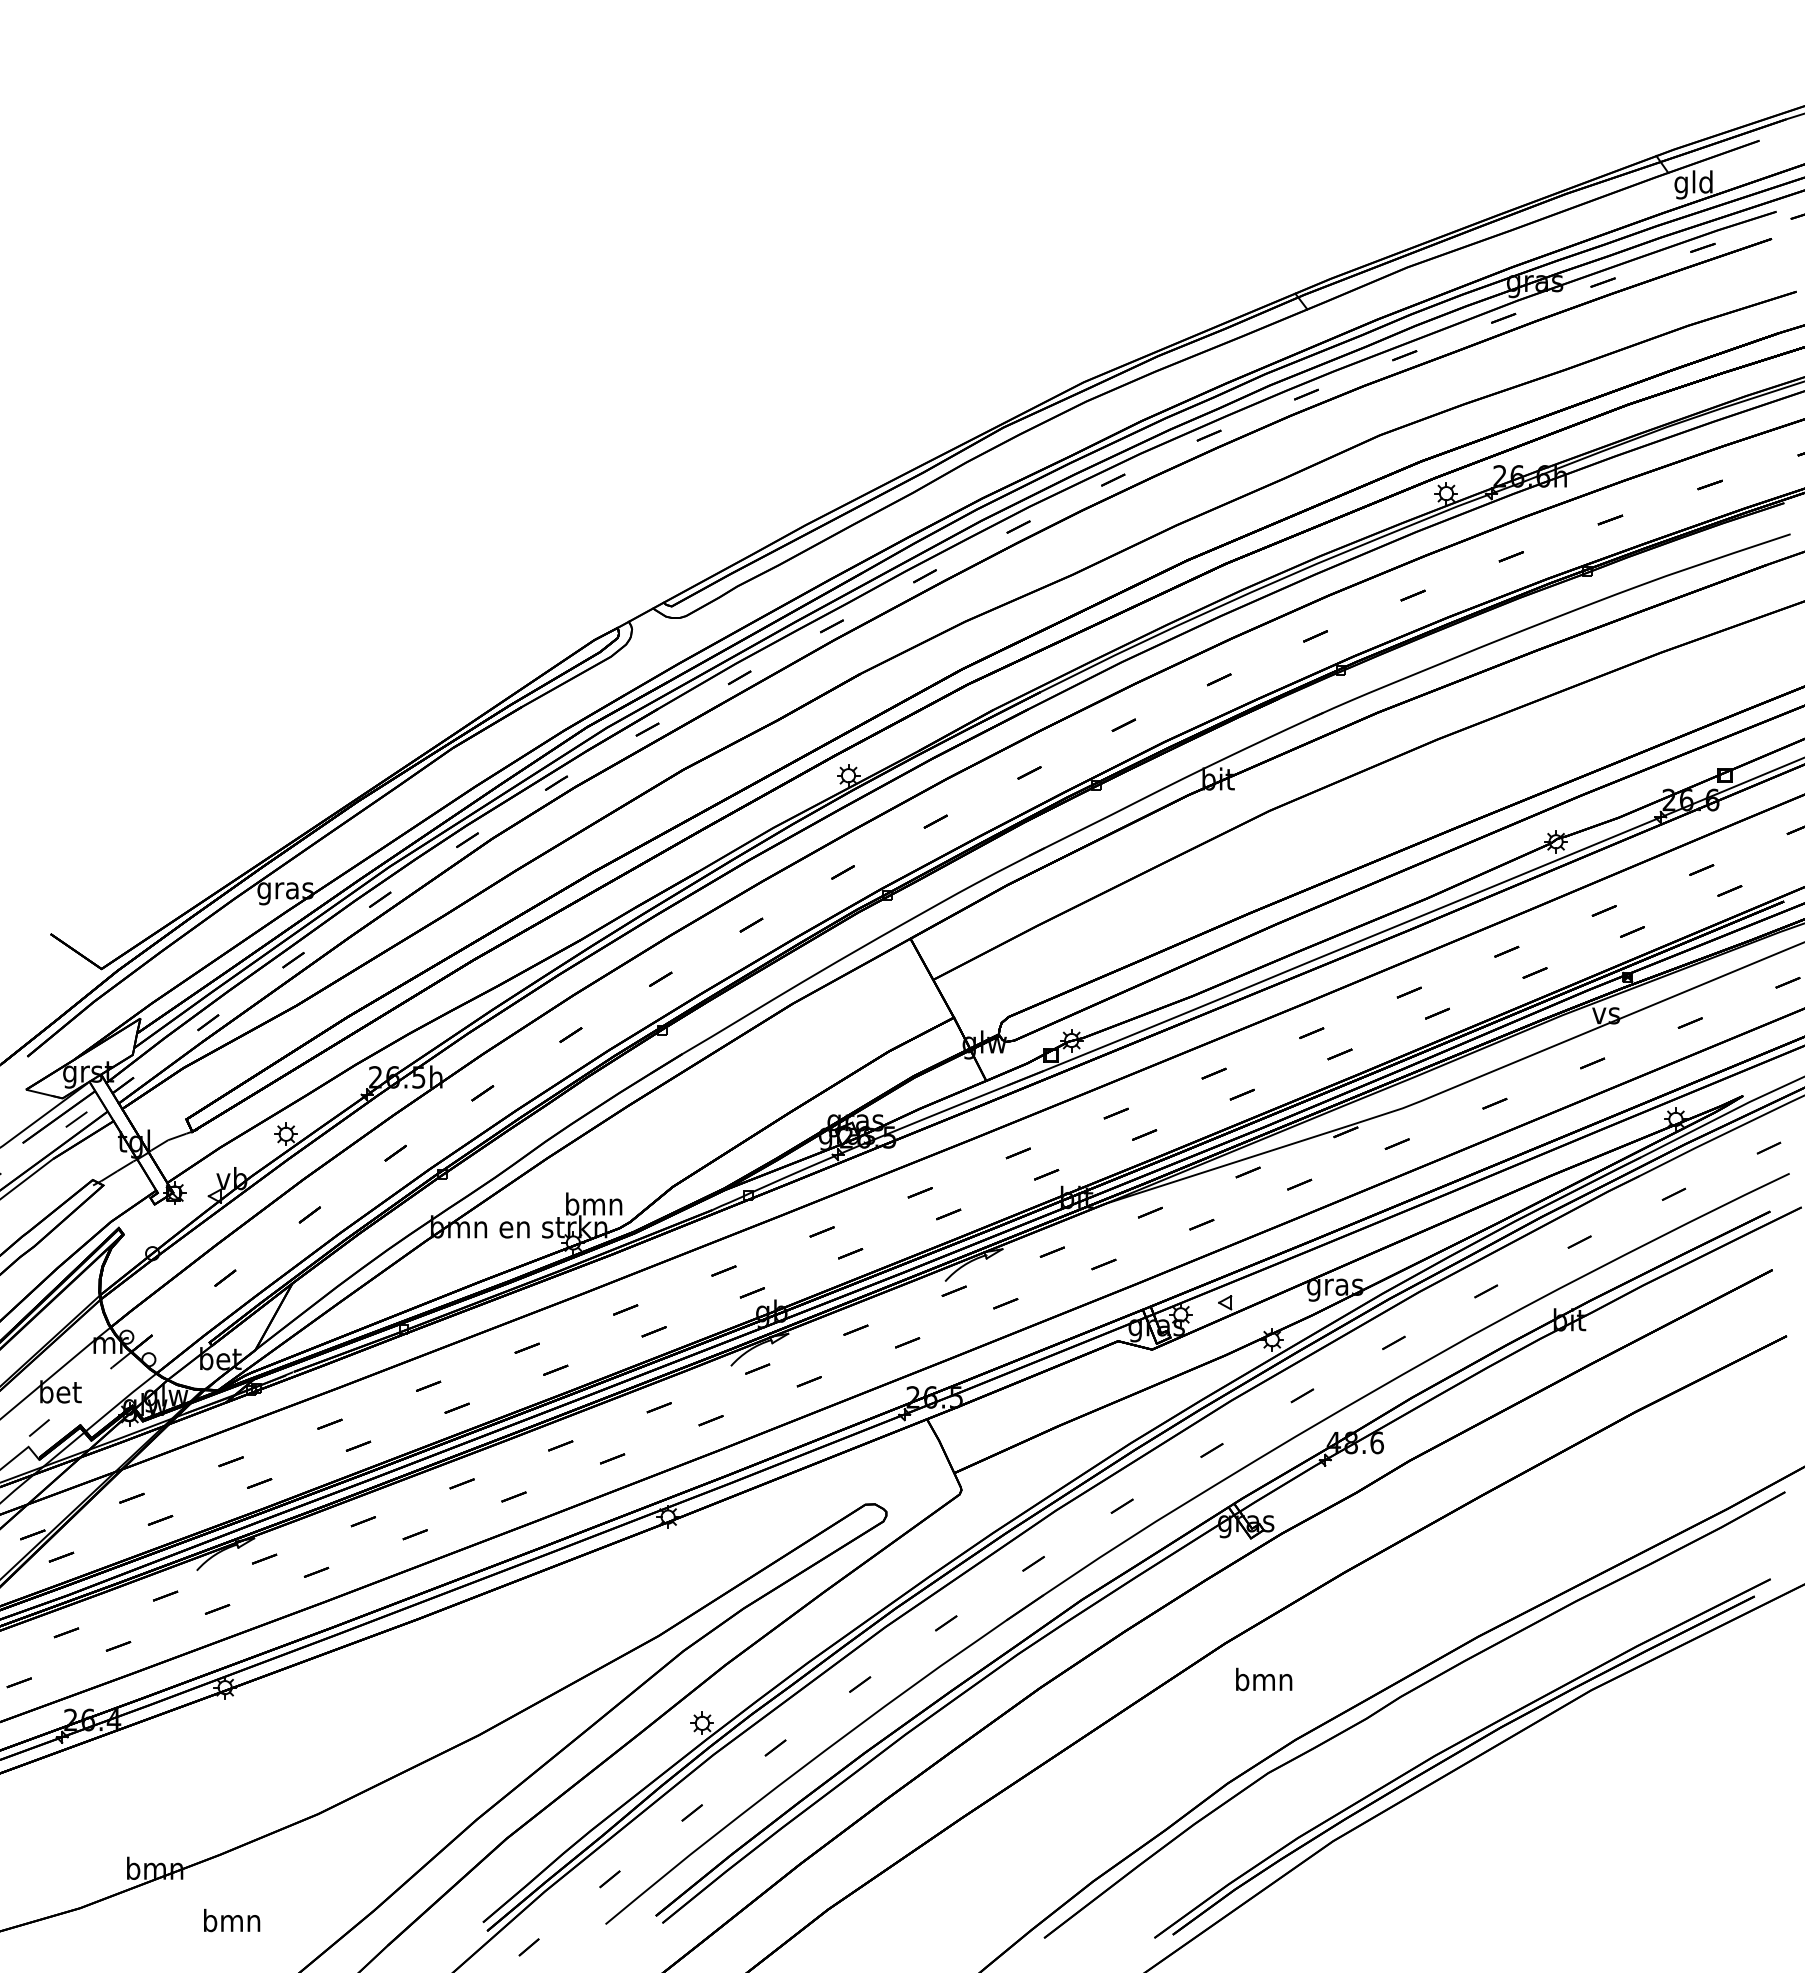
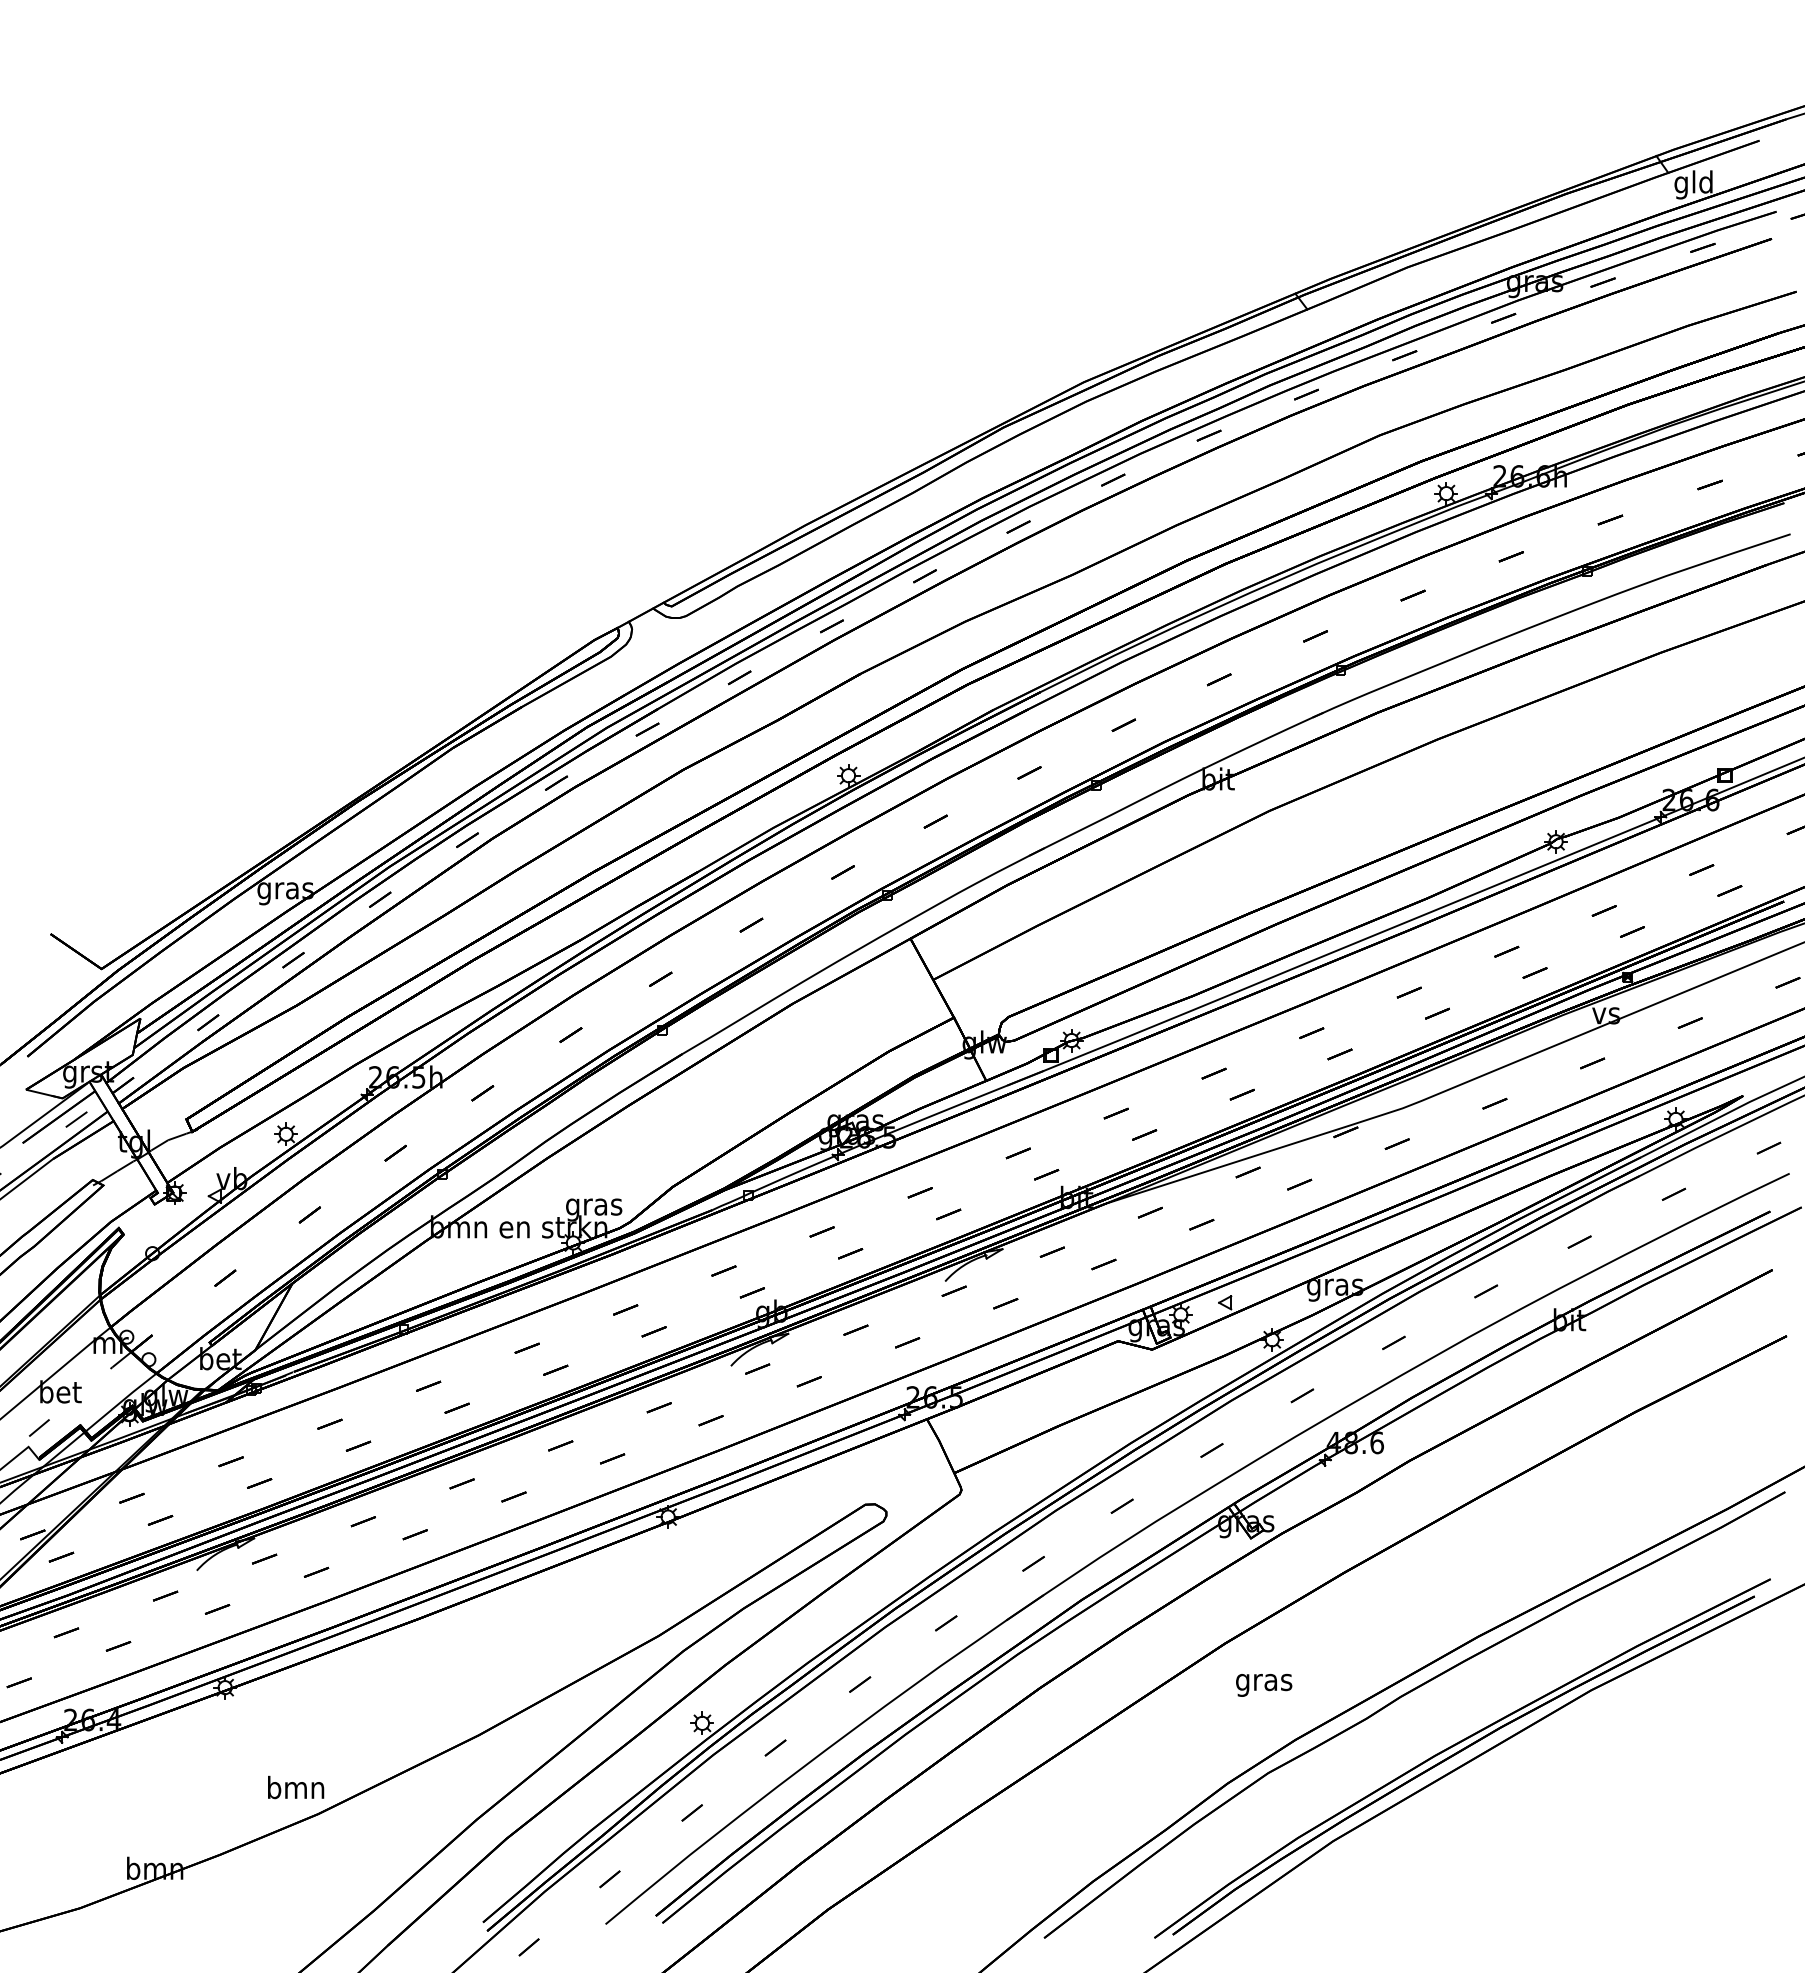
text: bmn -> gras (594, 1206)
text: bmn -> gras (1264, 1681)
text position: (232, 1920) -> (296, 1787) (296, 1787)
